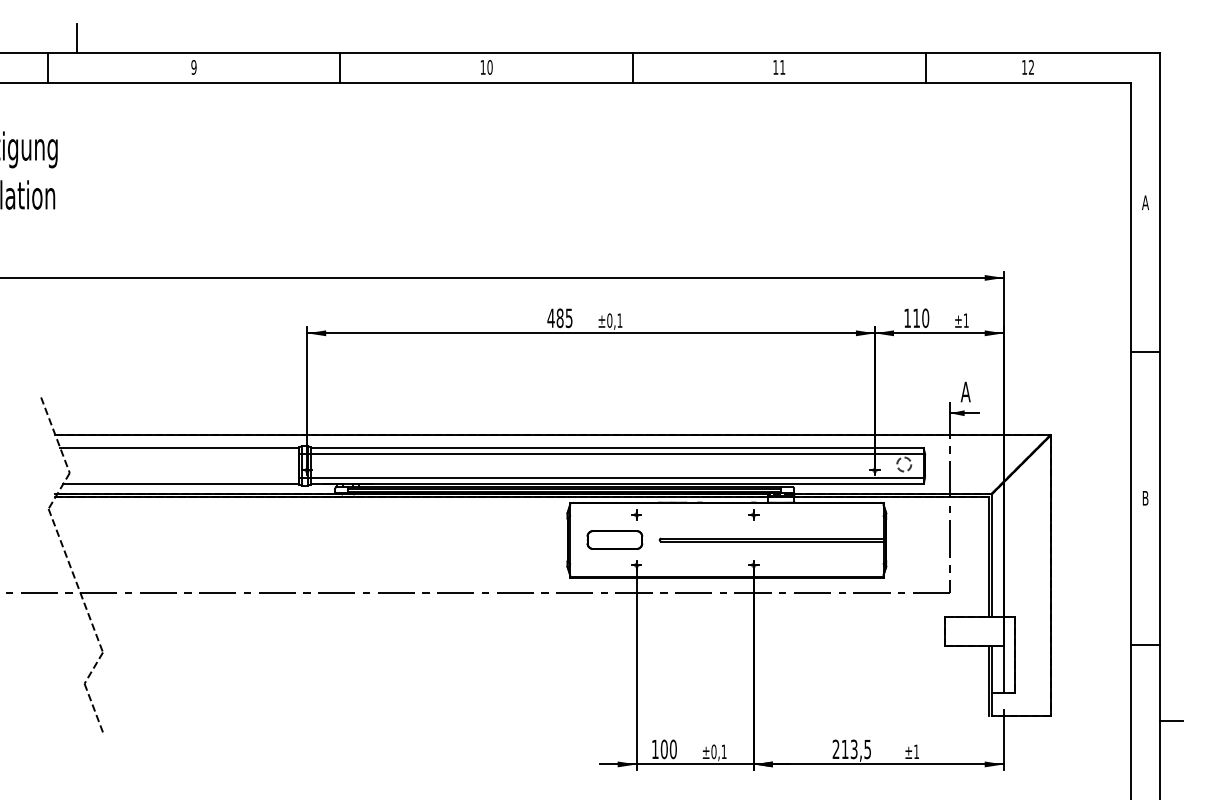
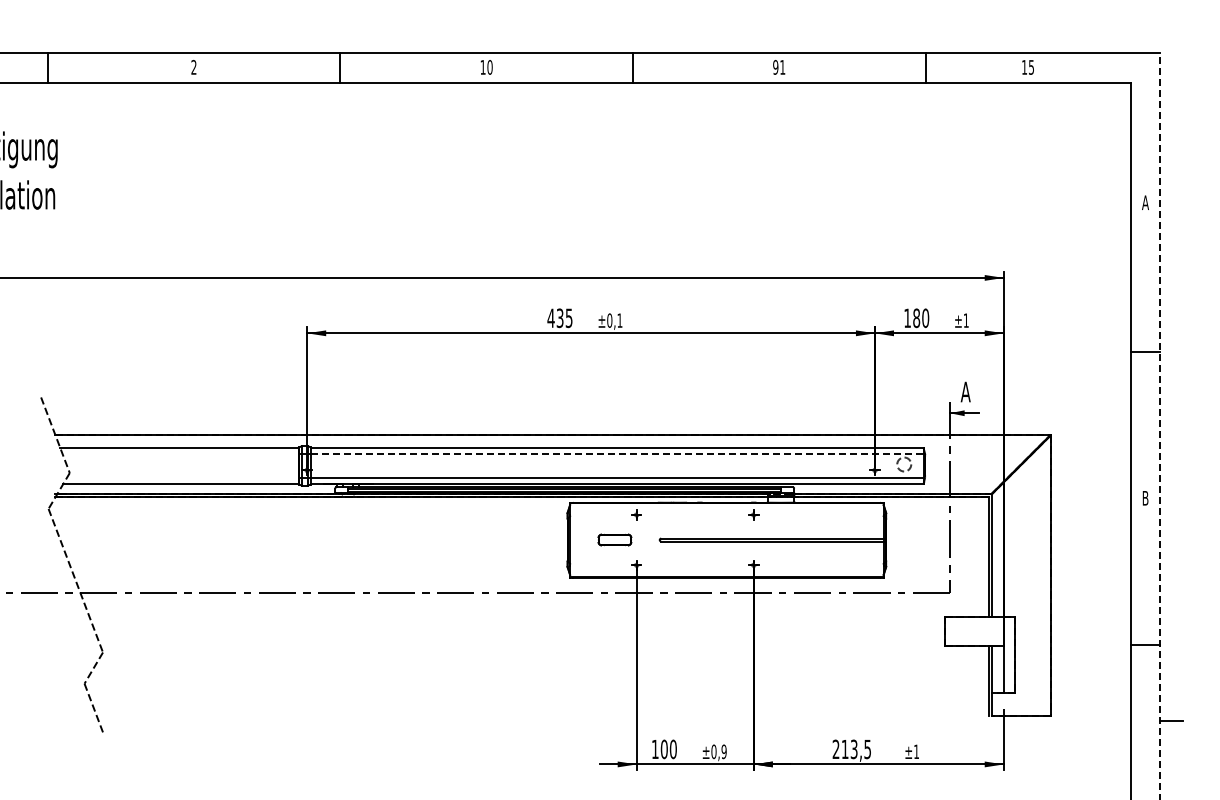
line: present -> none (77, 38)
text: 9 -> 2 (193, 67)
text: 11 -> 91 (775, 67)
text: 12 -> 15 (1031, 67)
text: 485 -> 435 (559, 317)
text: 110 -> 180 (916, 318)
line: solid -> dashed (1159, 426)
line: solid -> dashed (617, 453)
part size: 58x20 px -> 36x14 px (614, 539)
text: ±0,1 -> ±0,9 (723, 751)
